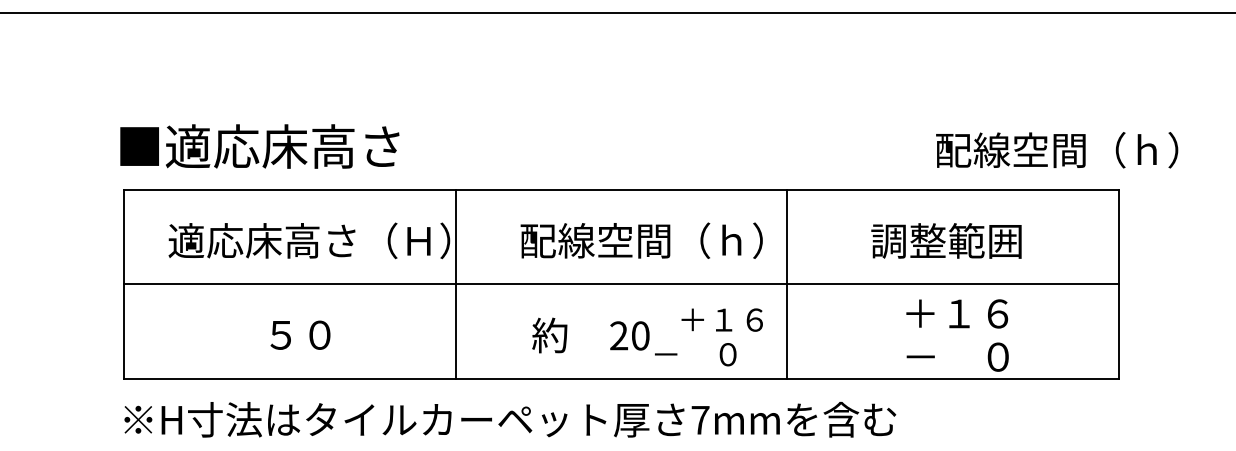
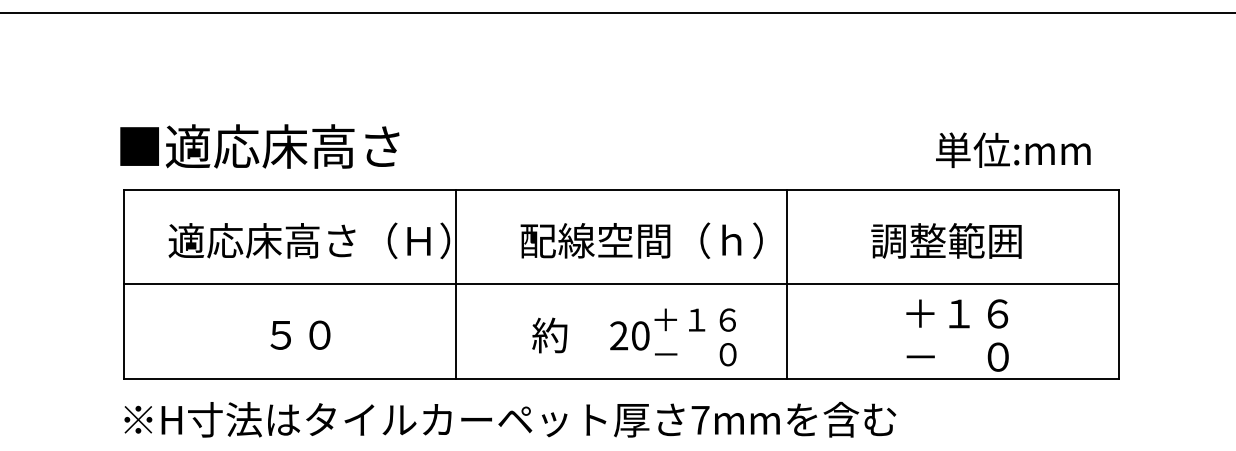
text: 配線空間（ｈ） -> 単位:mm (1057, 150)
text position: (721, 319) -> (694, 319) (694, 319)
